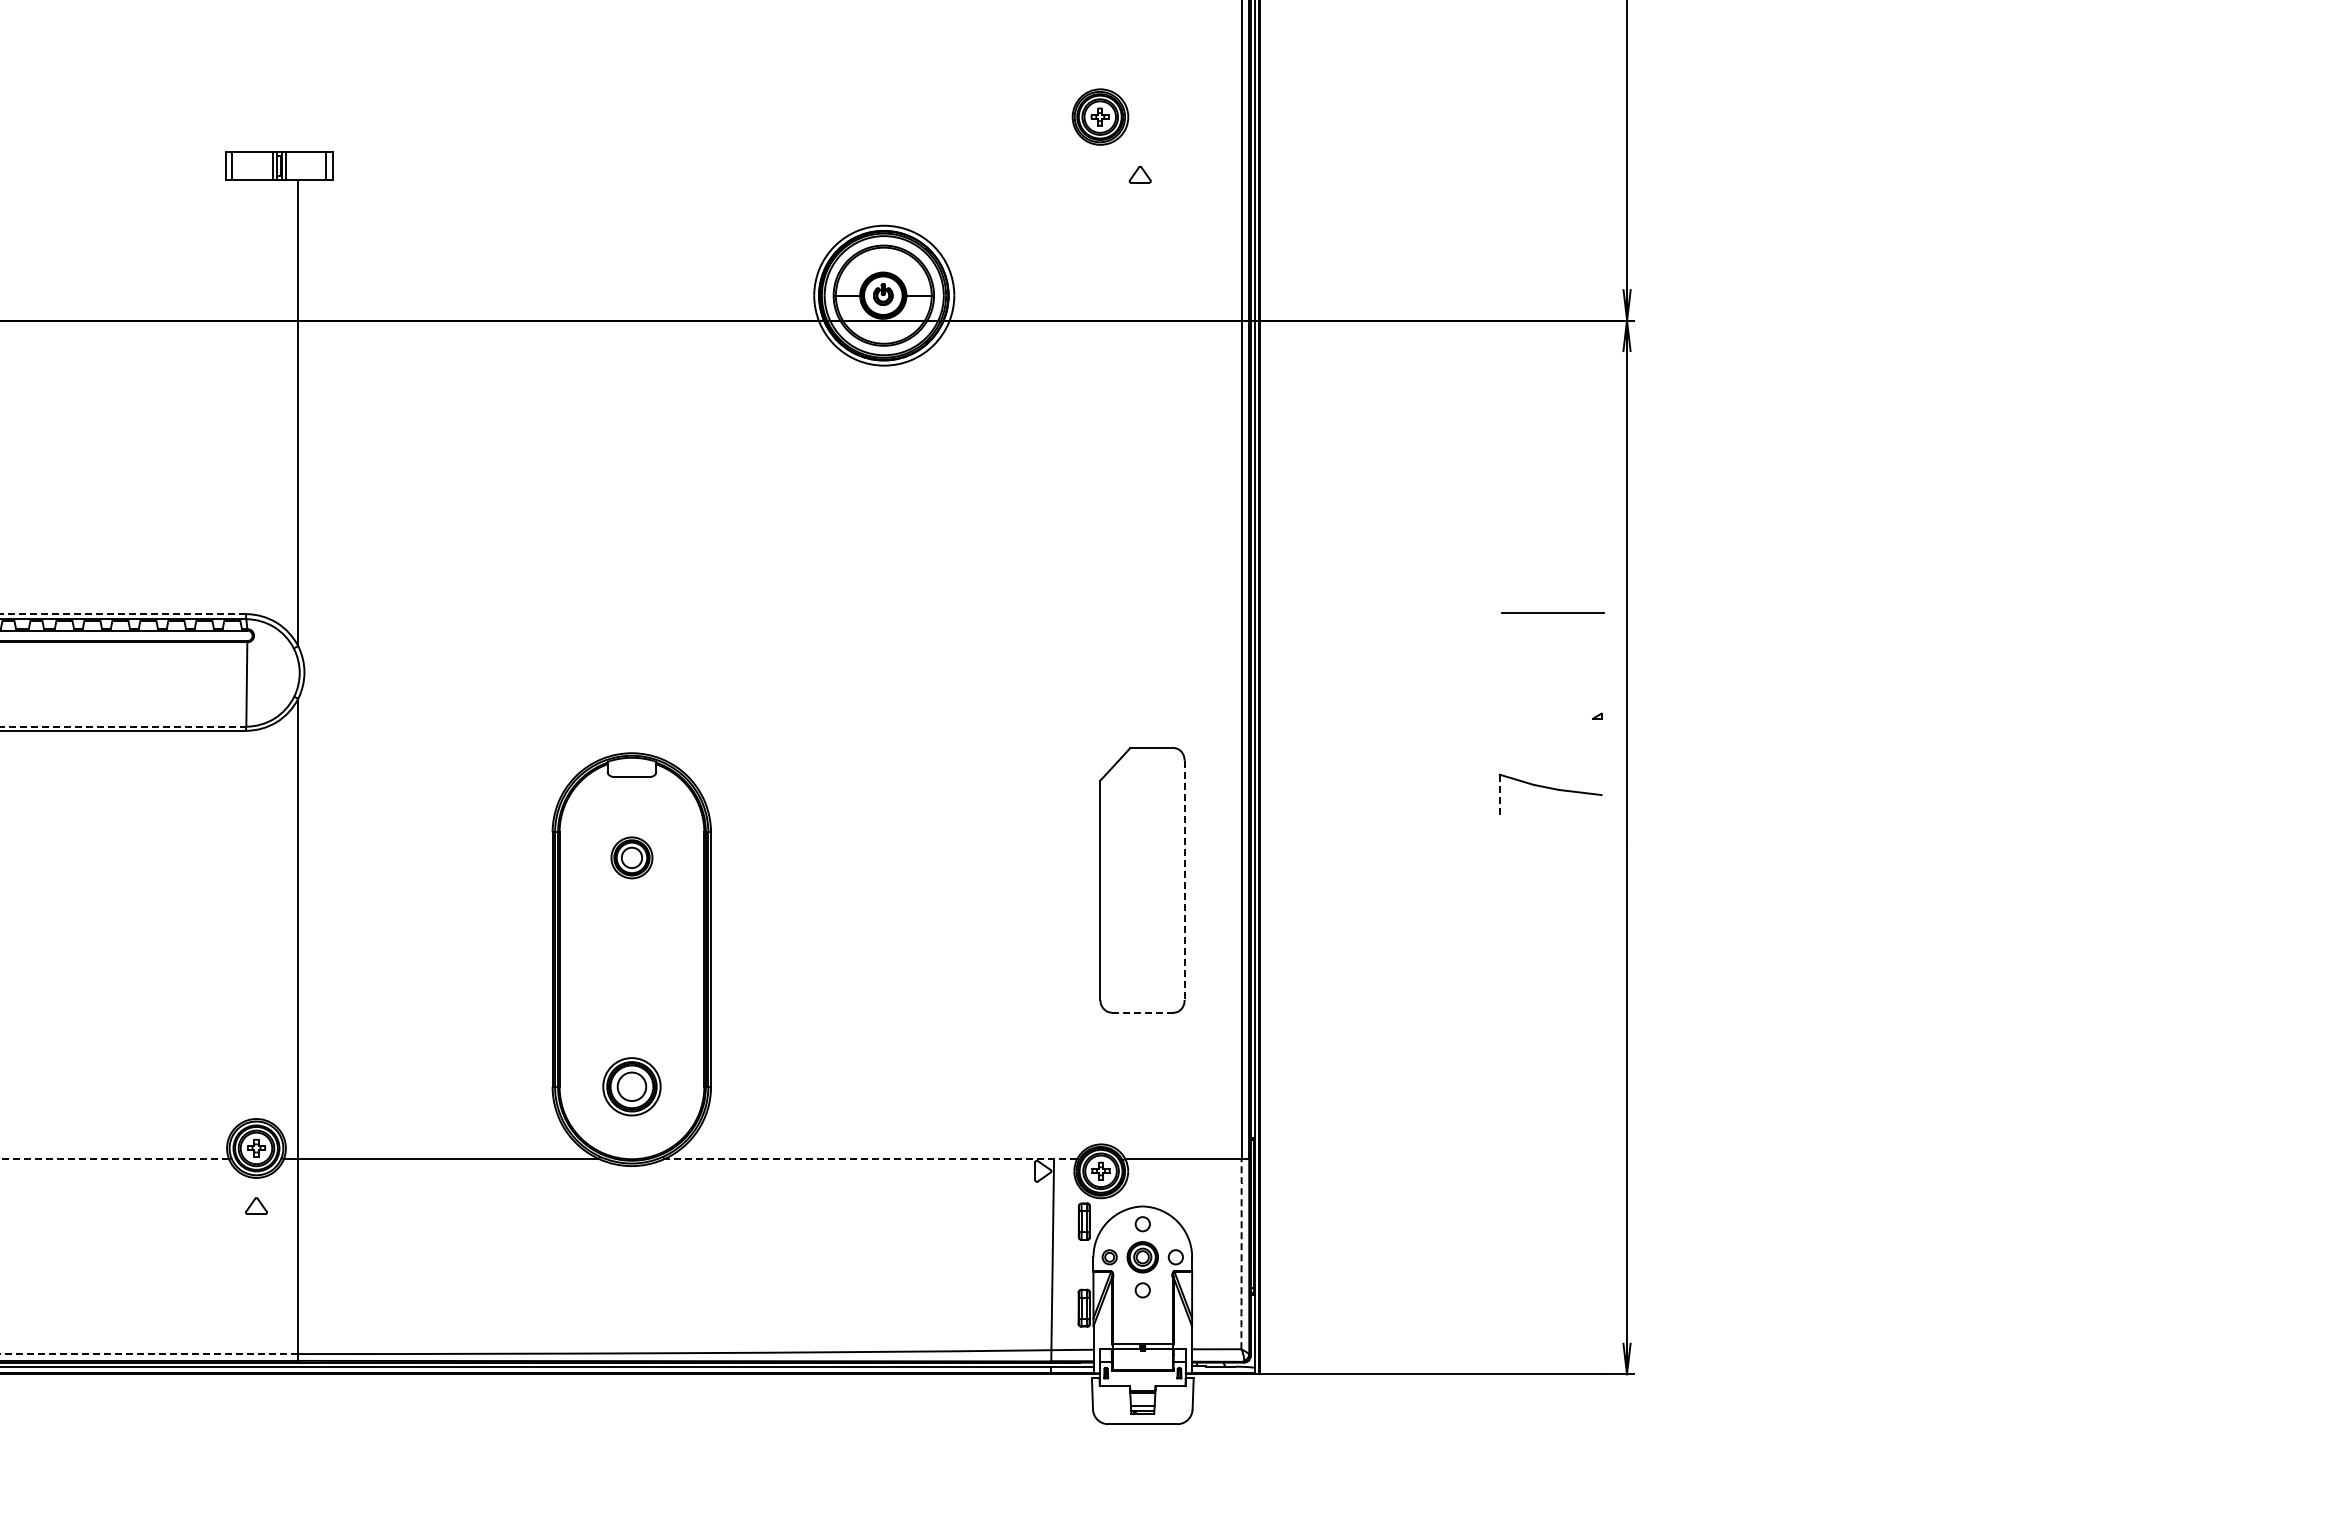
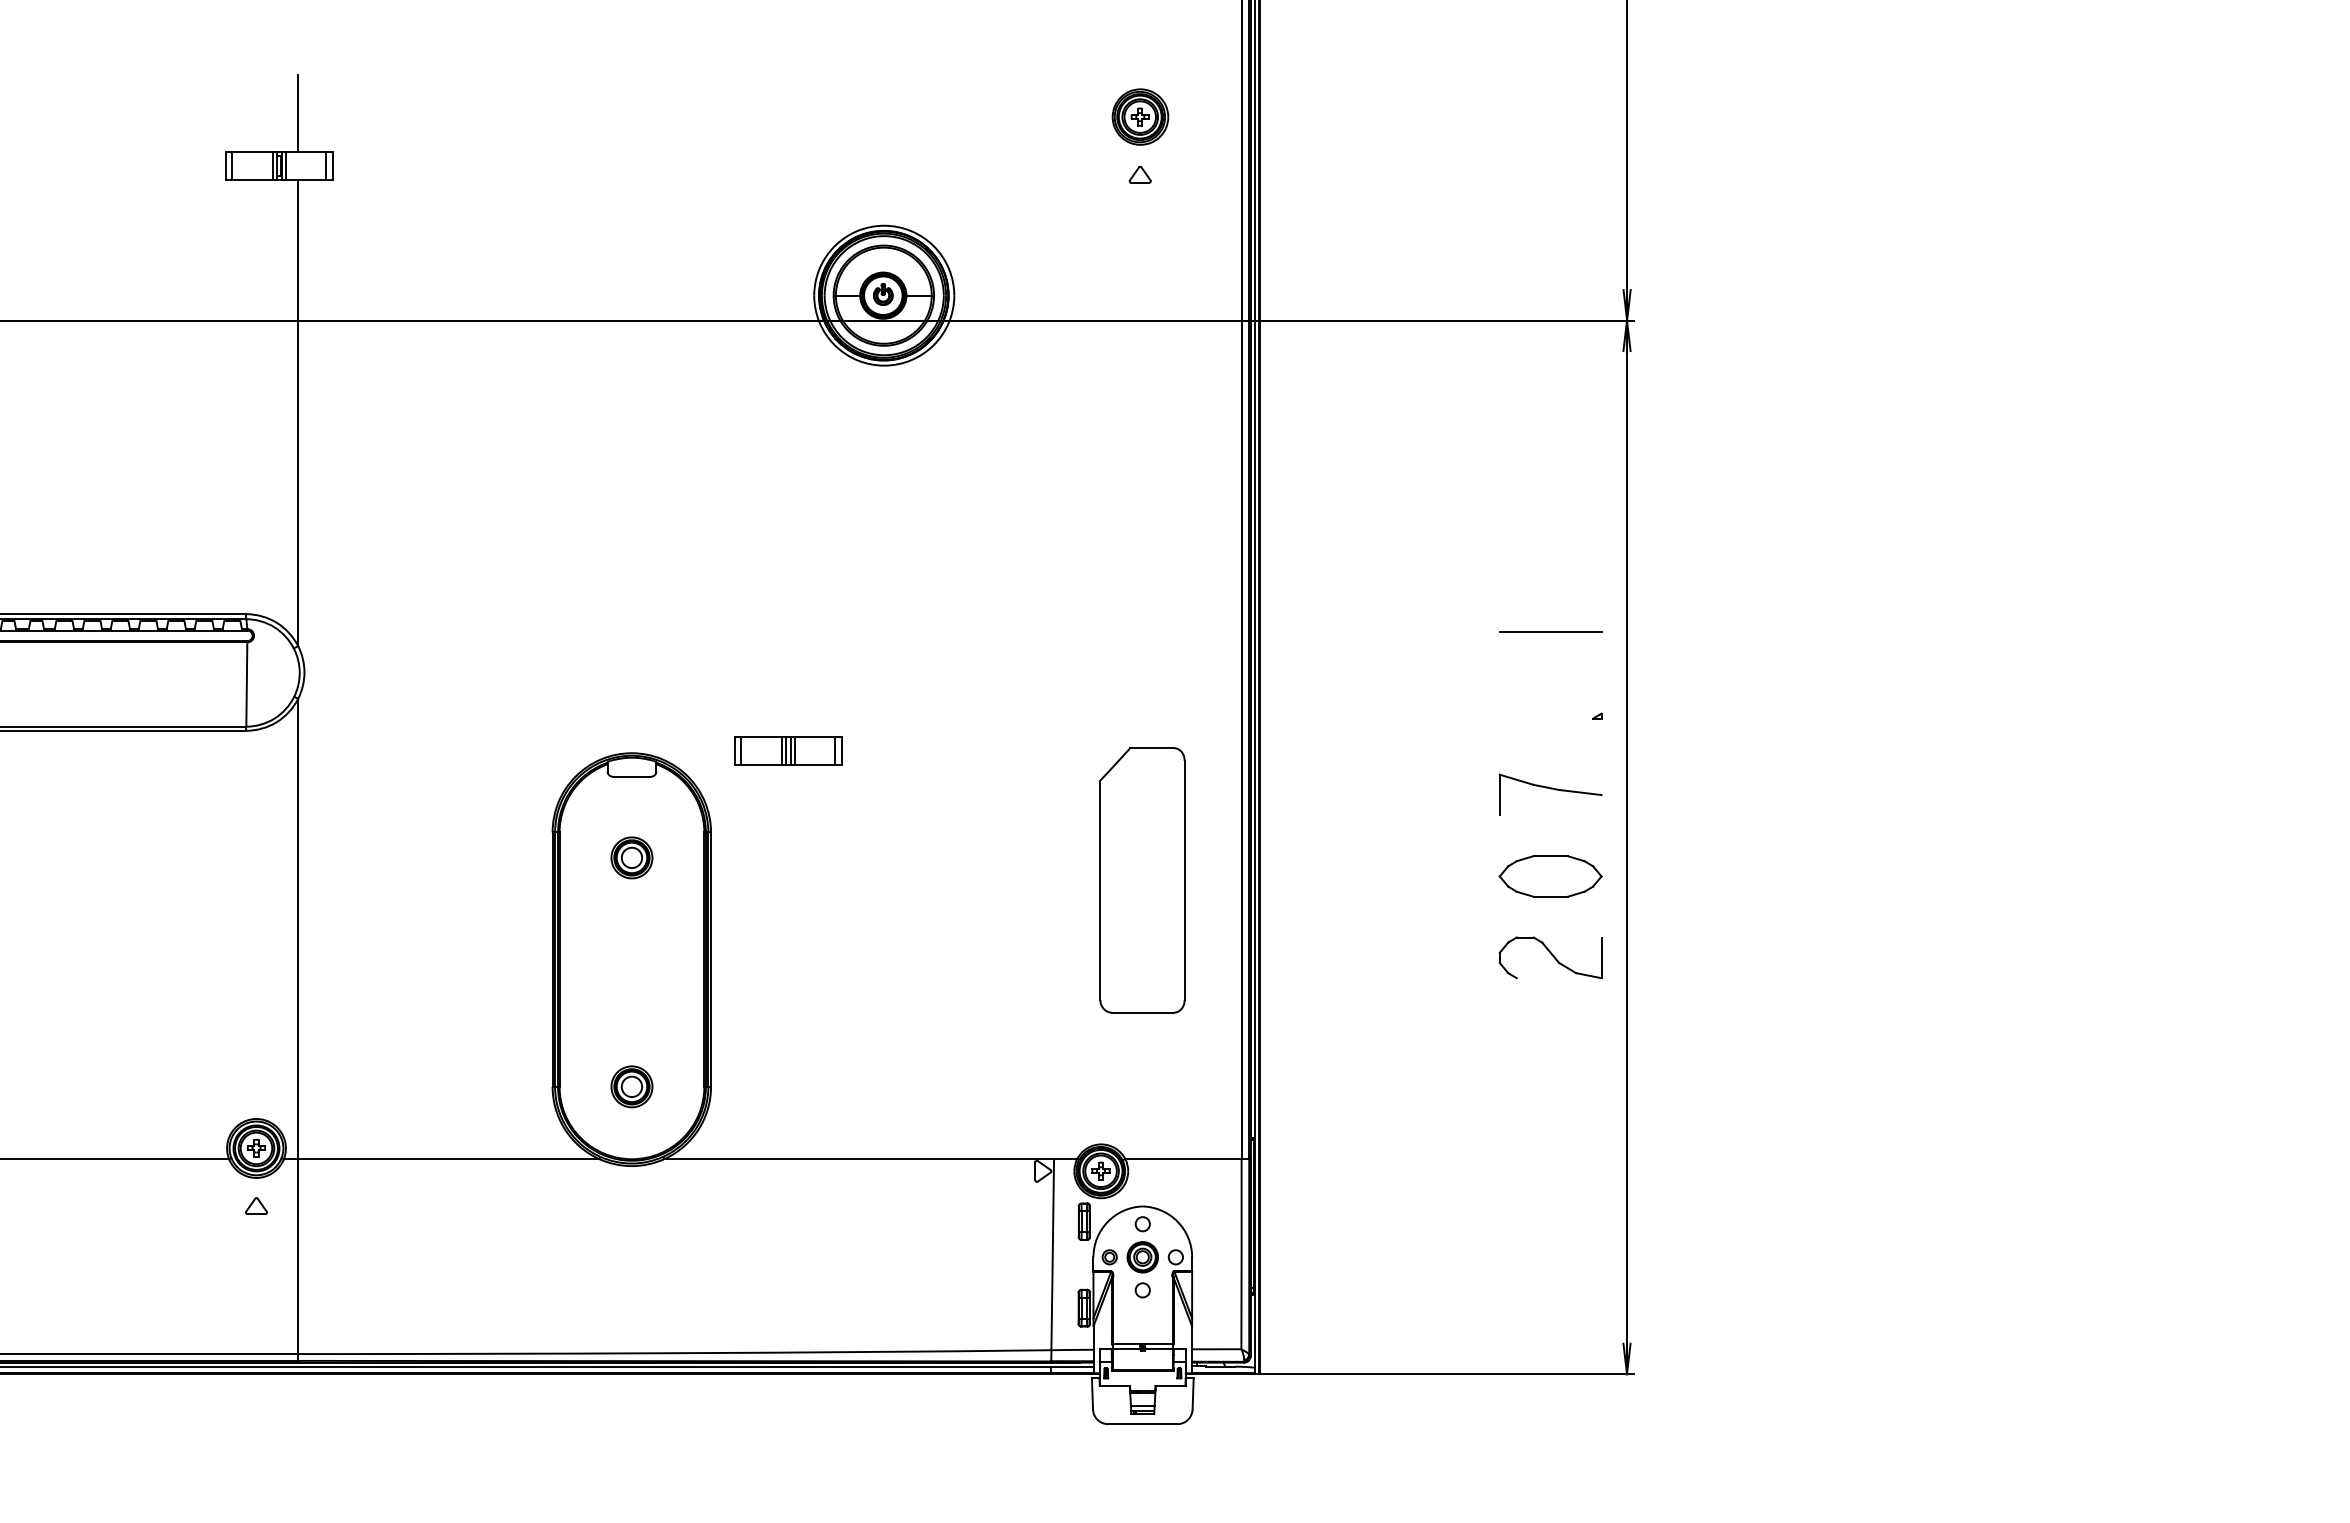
line: none -> present (298, 113)
part position: (1100, 116) -> (1140, 116) (1140, 116)
line position: (1552, 612) -> (1550, 631) (1550, 631)
line: dashed -> solid (123, 614)
line: dashed -> solid (123, 726)
part: none -> present (788, 750)
line: dashed -> solid (1499, 795)
part: none -> present (1550, 876)
line: dashed -> solid (1184, 880)
part: none -> present (1550, 957)
line: dashed -> solid (1143, 1012)
part size: 60x60 px -> 44x44 px (631, 1086)
line: dashed -> solid (114, 1159)
line: dashed -> solid (870, 1159)
arc: dashed -> solid (1241, 1254)
line: dashed -> solid (149, 1354)
